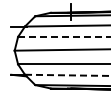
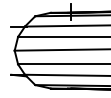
line: dashed -> solid (64, 36)
line: dashed -> solid (67, 75)
